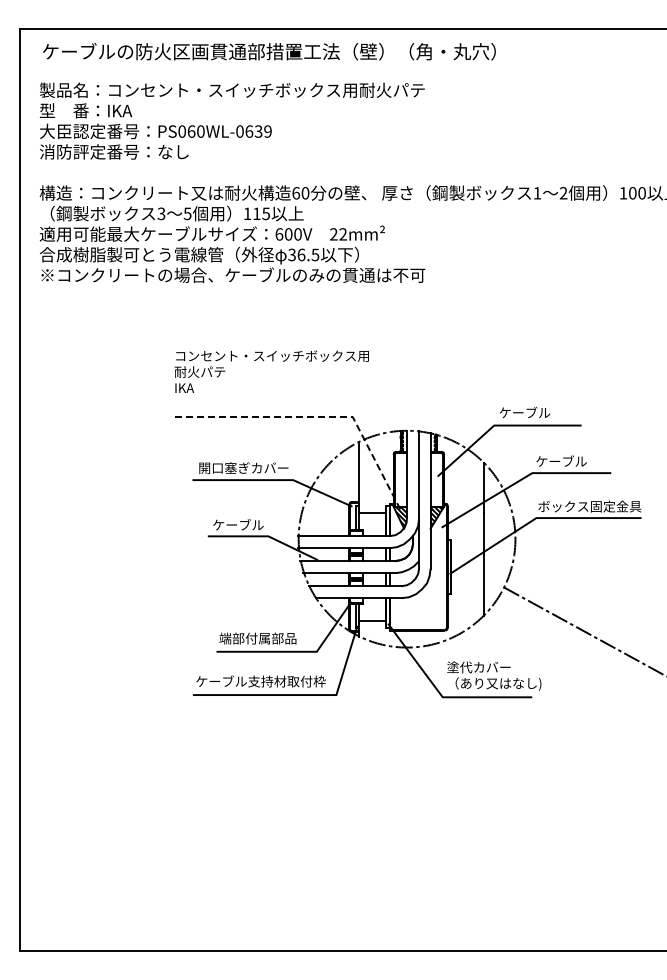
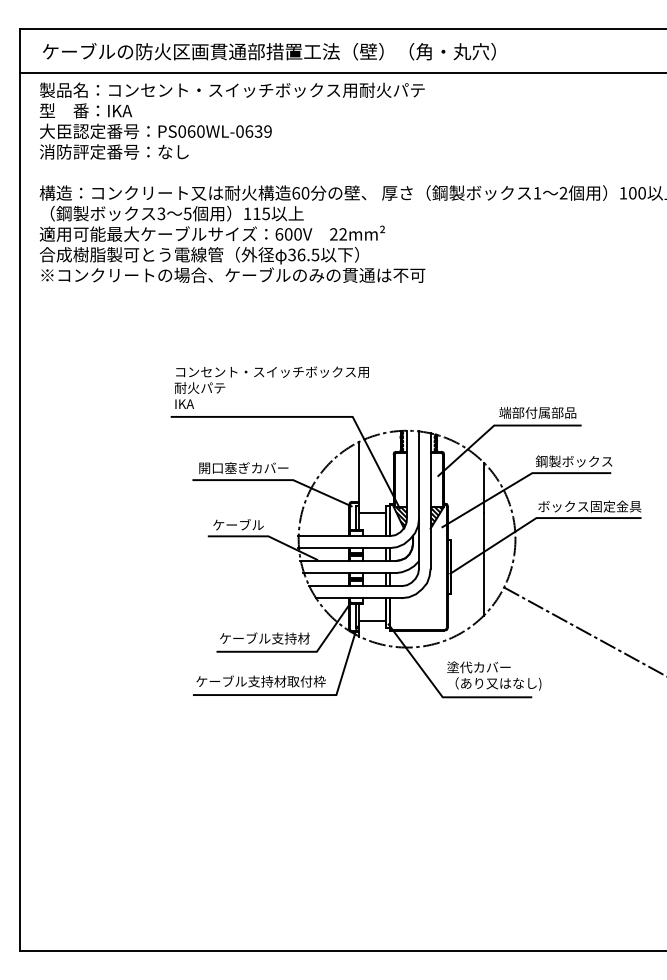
line: none -> present (341, 73)
text position: (271, 371) -> (271, 387) (271, 387)
text: ケーブル -> 端部付属部品 (537, 412)
line: dashed -> solid (313, 416)
text: ケーブル -> 鋼製ボックス (573, 461)
text: 端部付属部品 -> ケーブル支持材 (264, 638)
